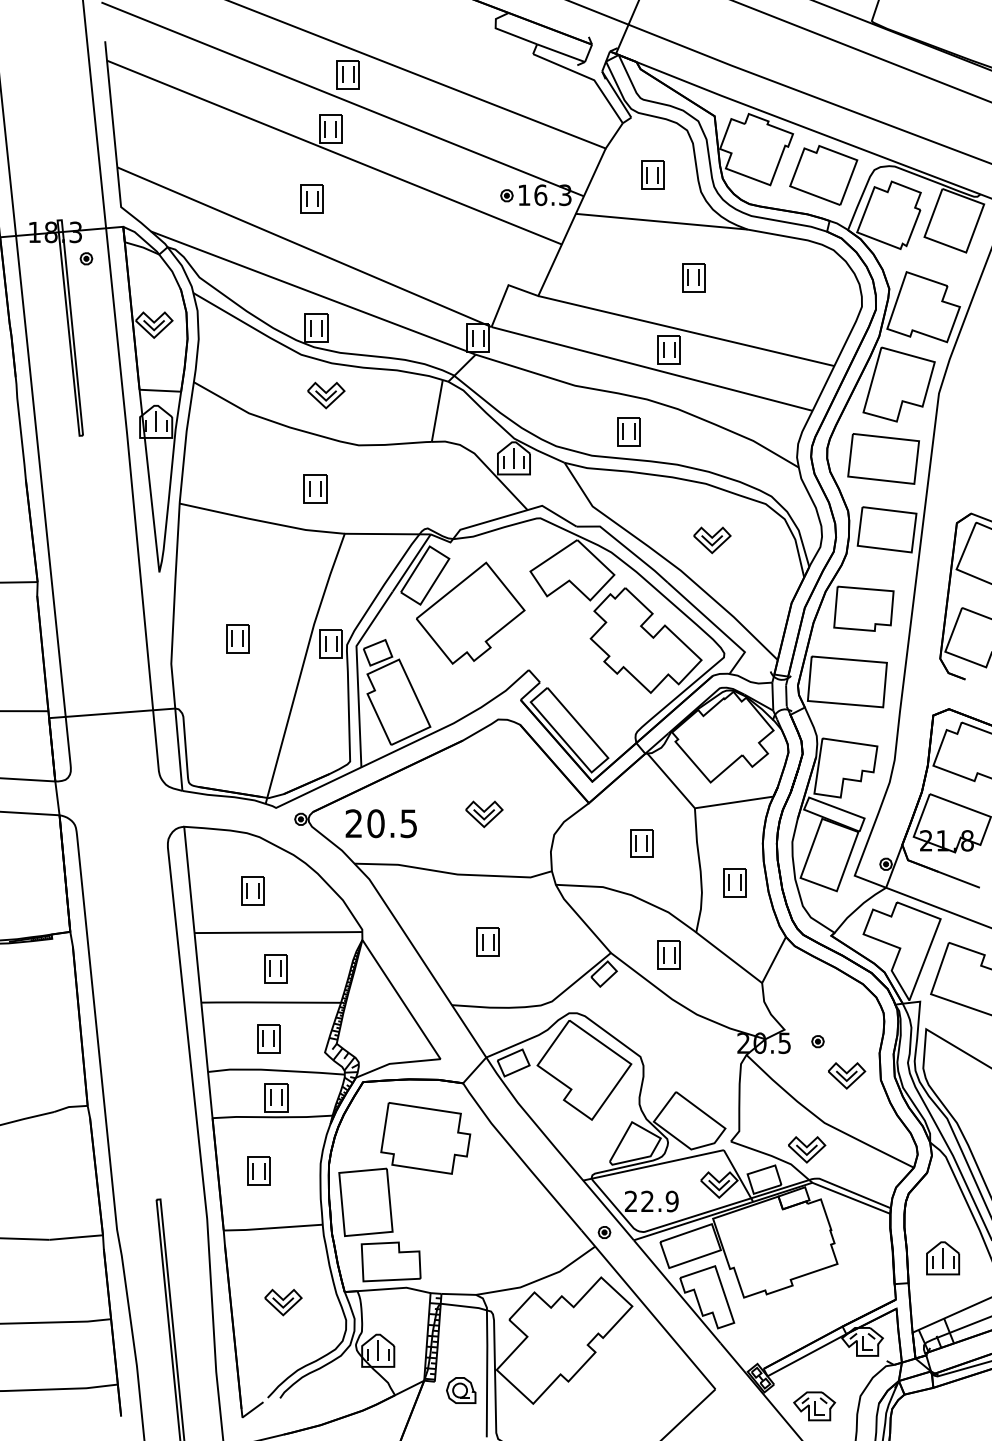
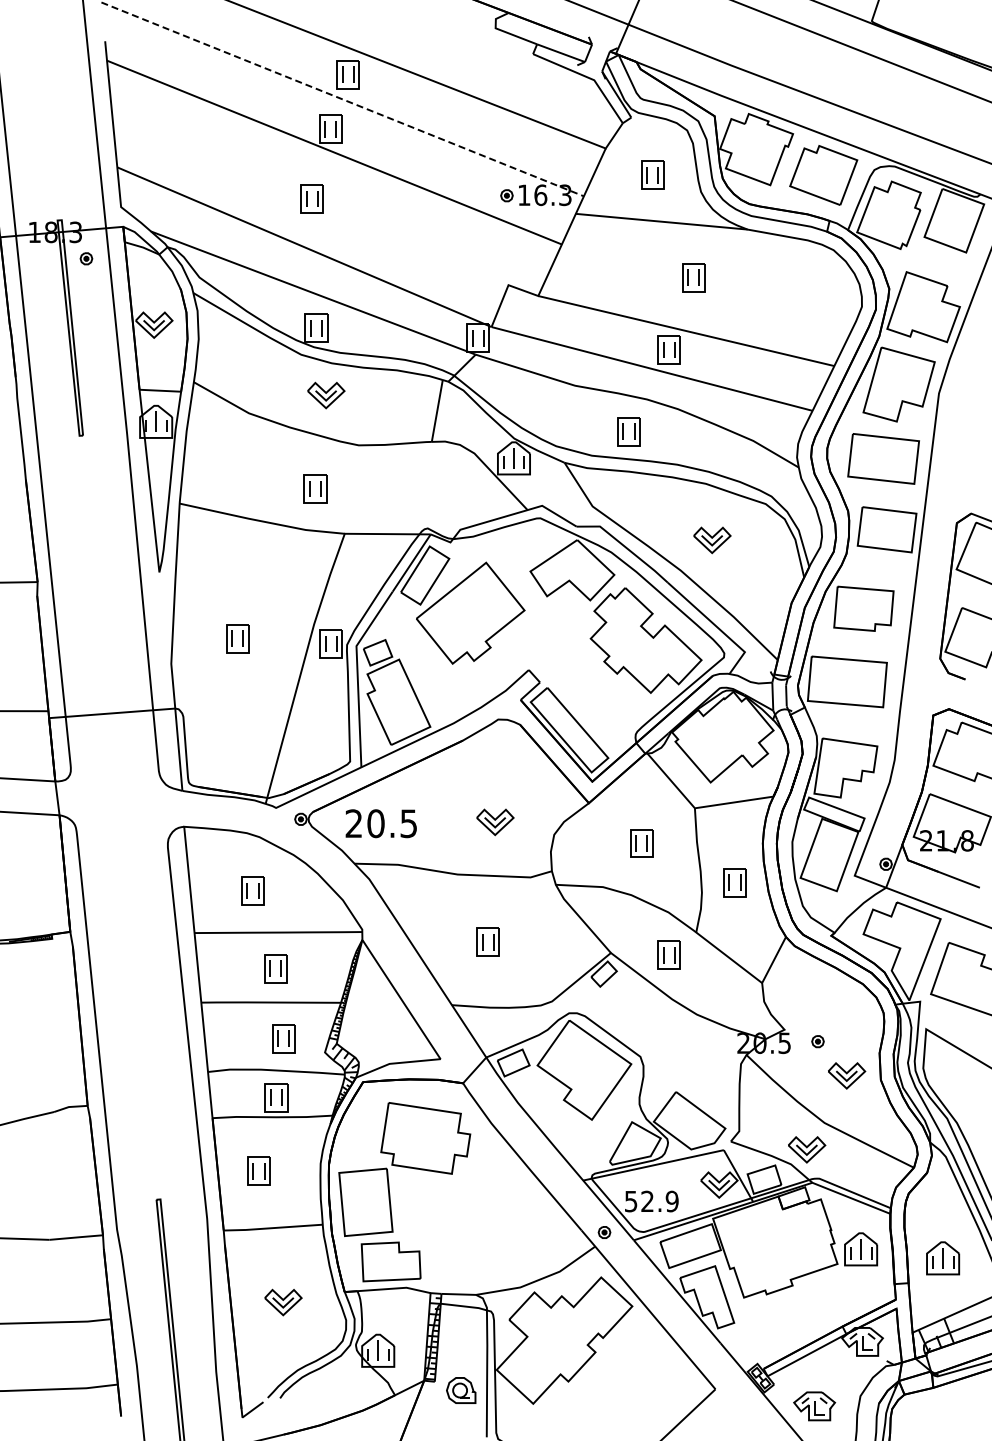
line: solid -> dashed (342, 99)
part position: (484, 814) -> (495, 822) (495, 822)
part position: (268, 1038) -> (283, 1038) (283, 1038)
text: 22.9 -> 52.9 (630, 1201)
part: none -> present (861, 1249)
